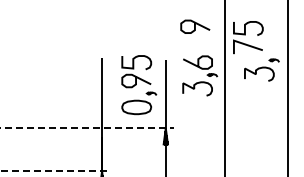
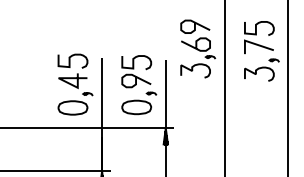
part position: (248, 37) -> (259, 37) (259, 37)
part position: (200, 75) -> (198, 57) (198, 57)
part: none -> present (75, 84)
line: dashed -> solid (87, 128)
line: dashed -> solid (55, 171)
